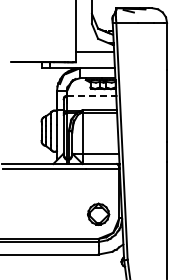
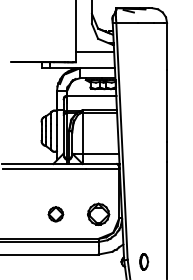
line: dashed -> solid (91, 95)
part: none -> present (55, 214)
part: none -> present (144, 261)
